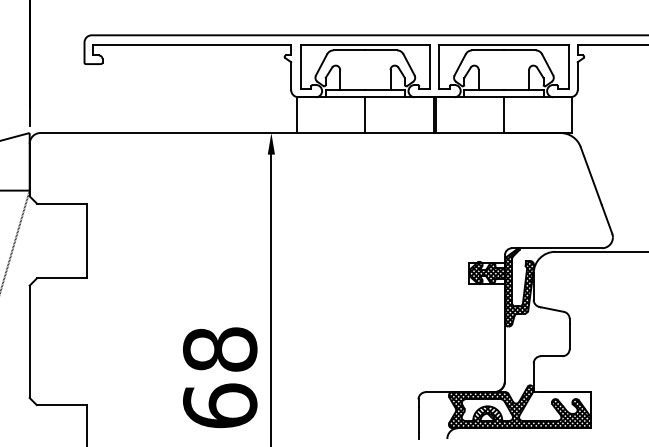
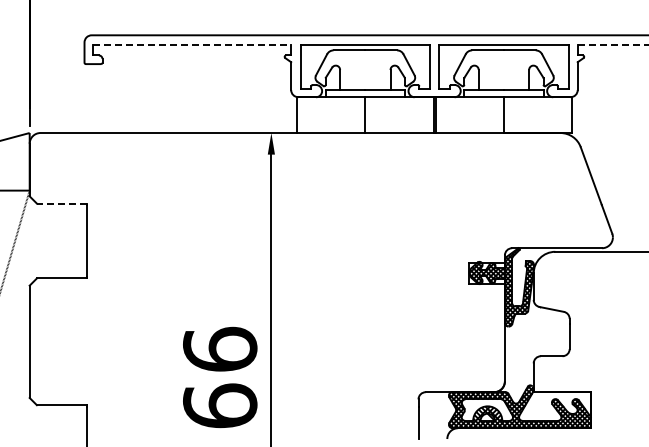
line: solid -> dashed (192, 44)
line: solid -> dashed (613, 44)
line: solid -> dashed (61, 203)
text: 68 -> 66 (220, 348)
